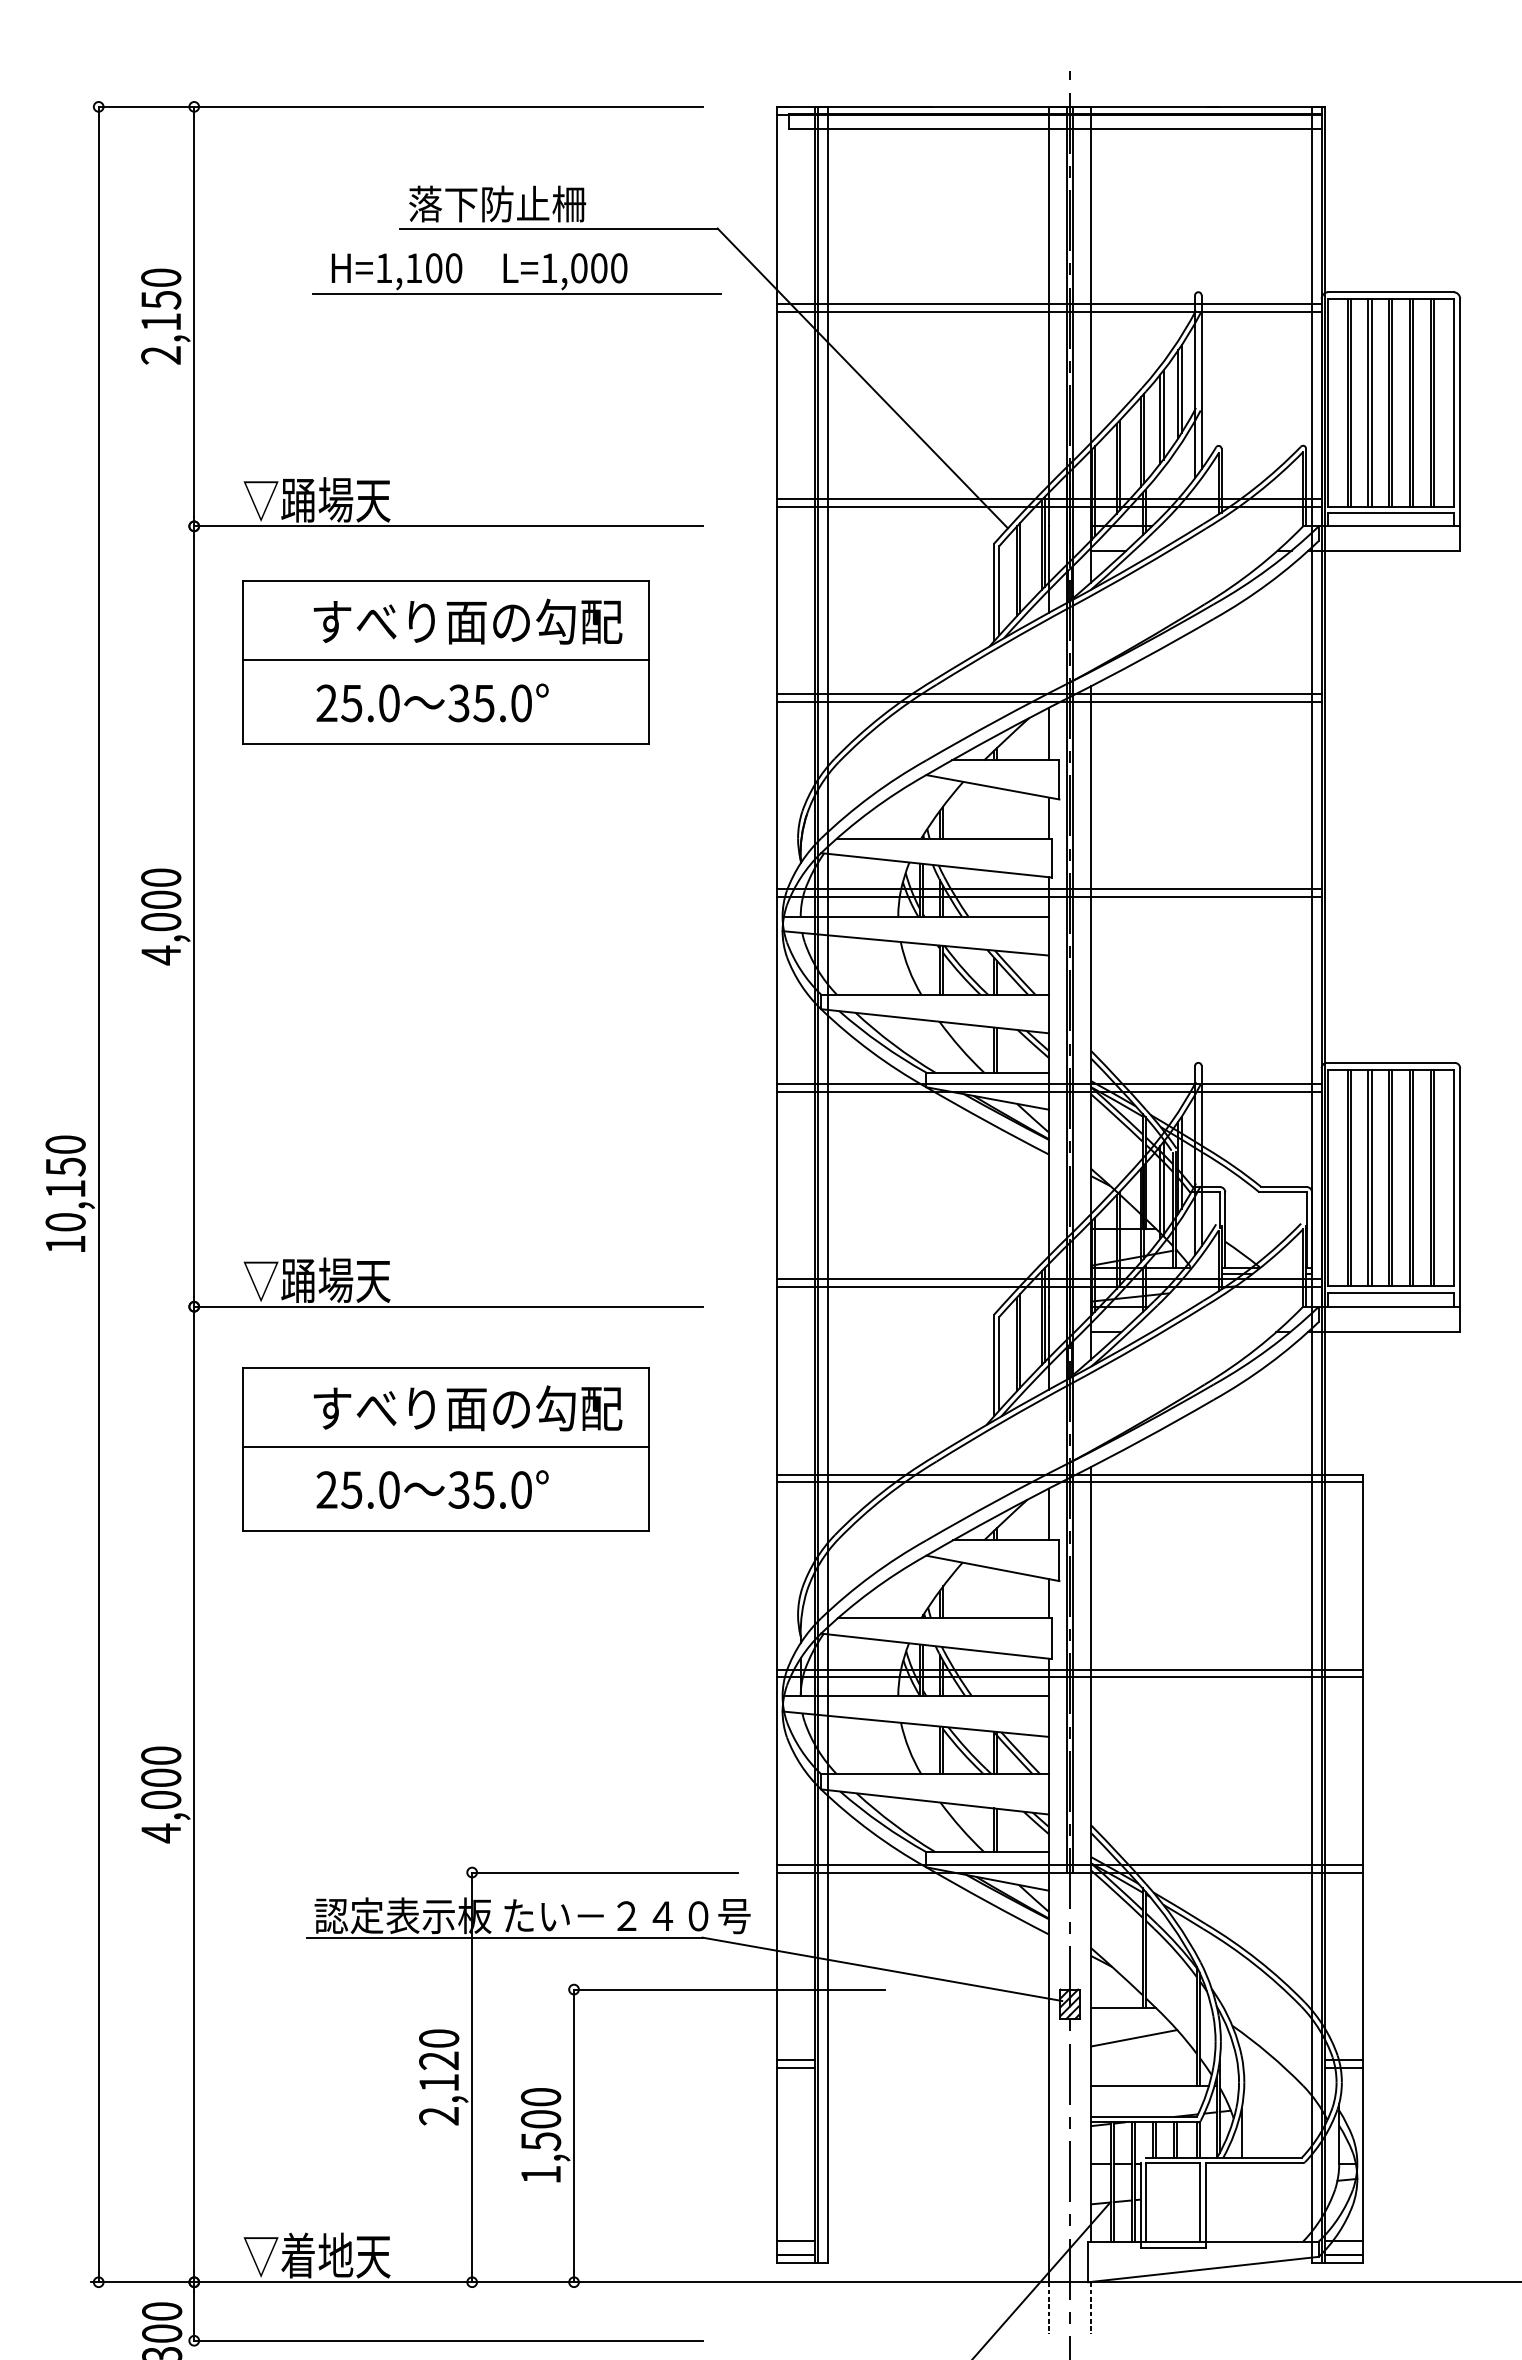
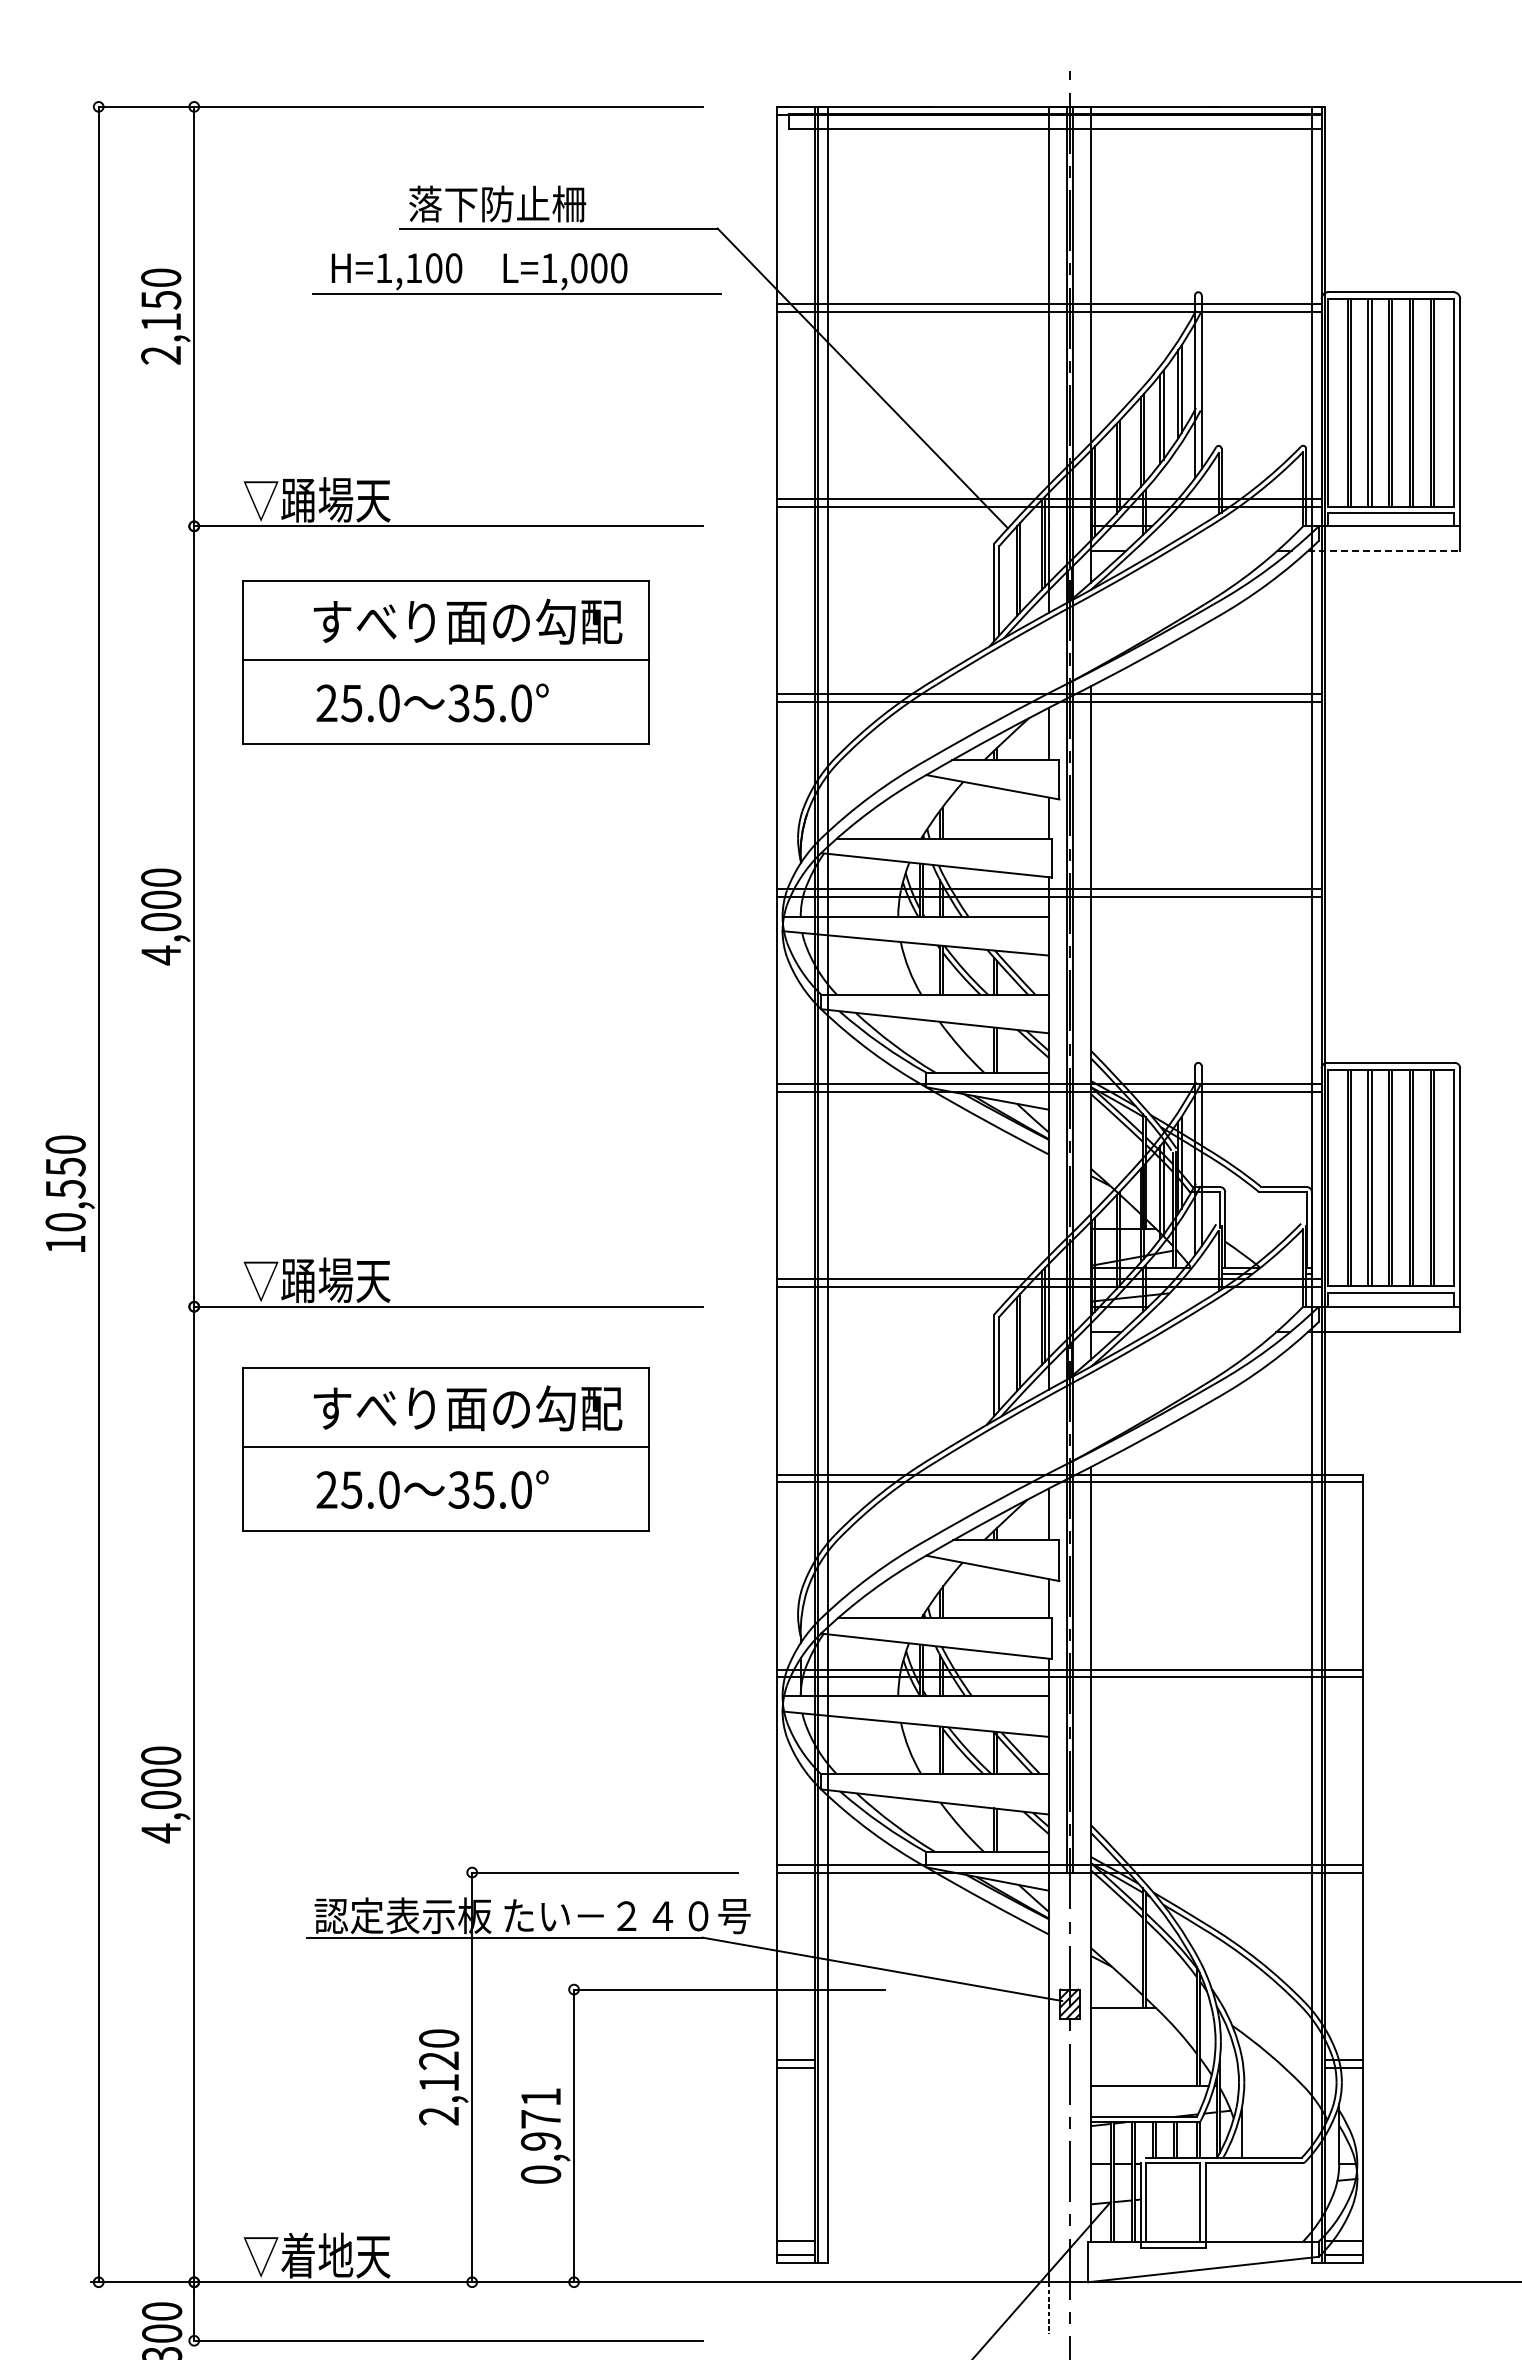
line: solid -> dashed (1384, 550)
text: 10,150 -> 10,550 (65, 1189)
line: present -> none (1134, 2038)
text: 1,500 -> 0,971 (540, 2135)
line: present -> none (1091, 2308)
